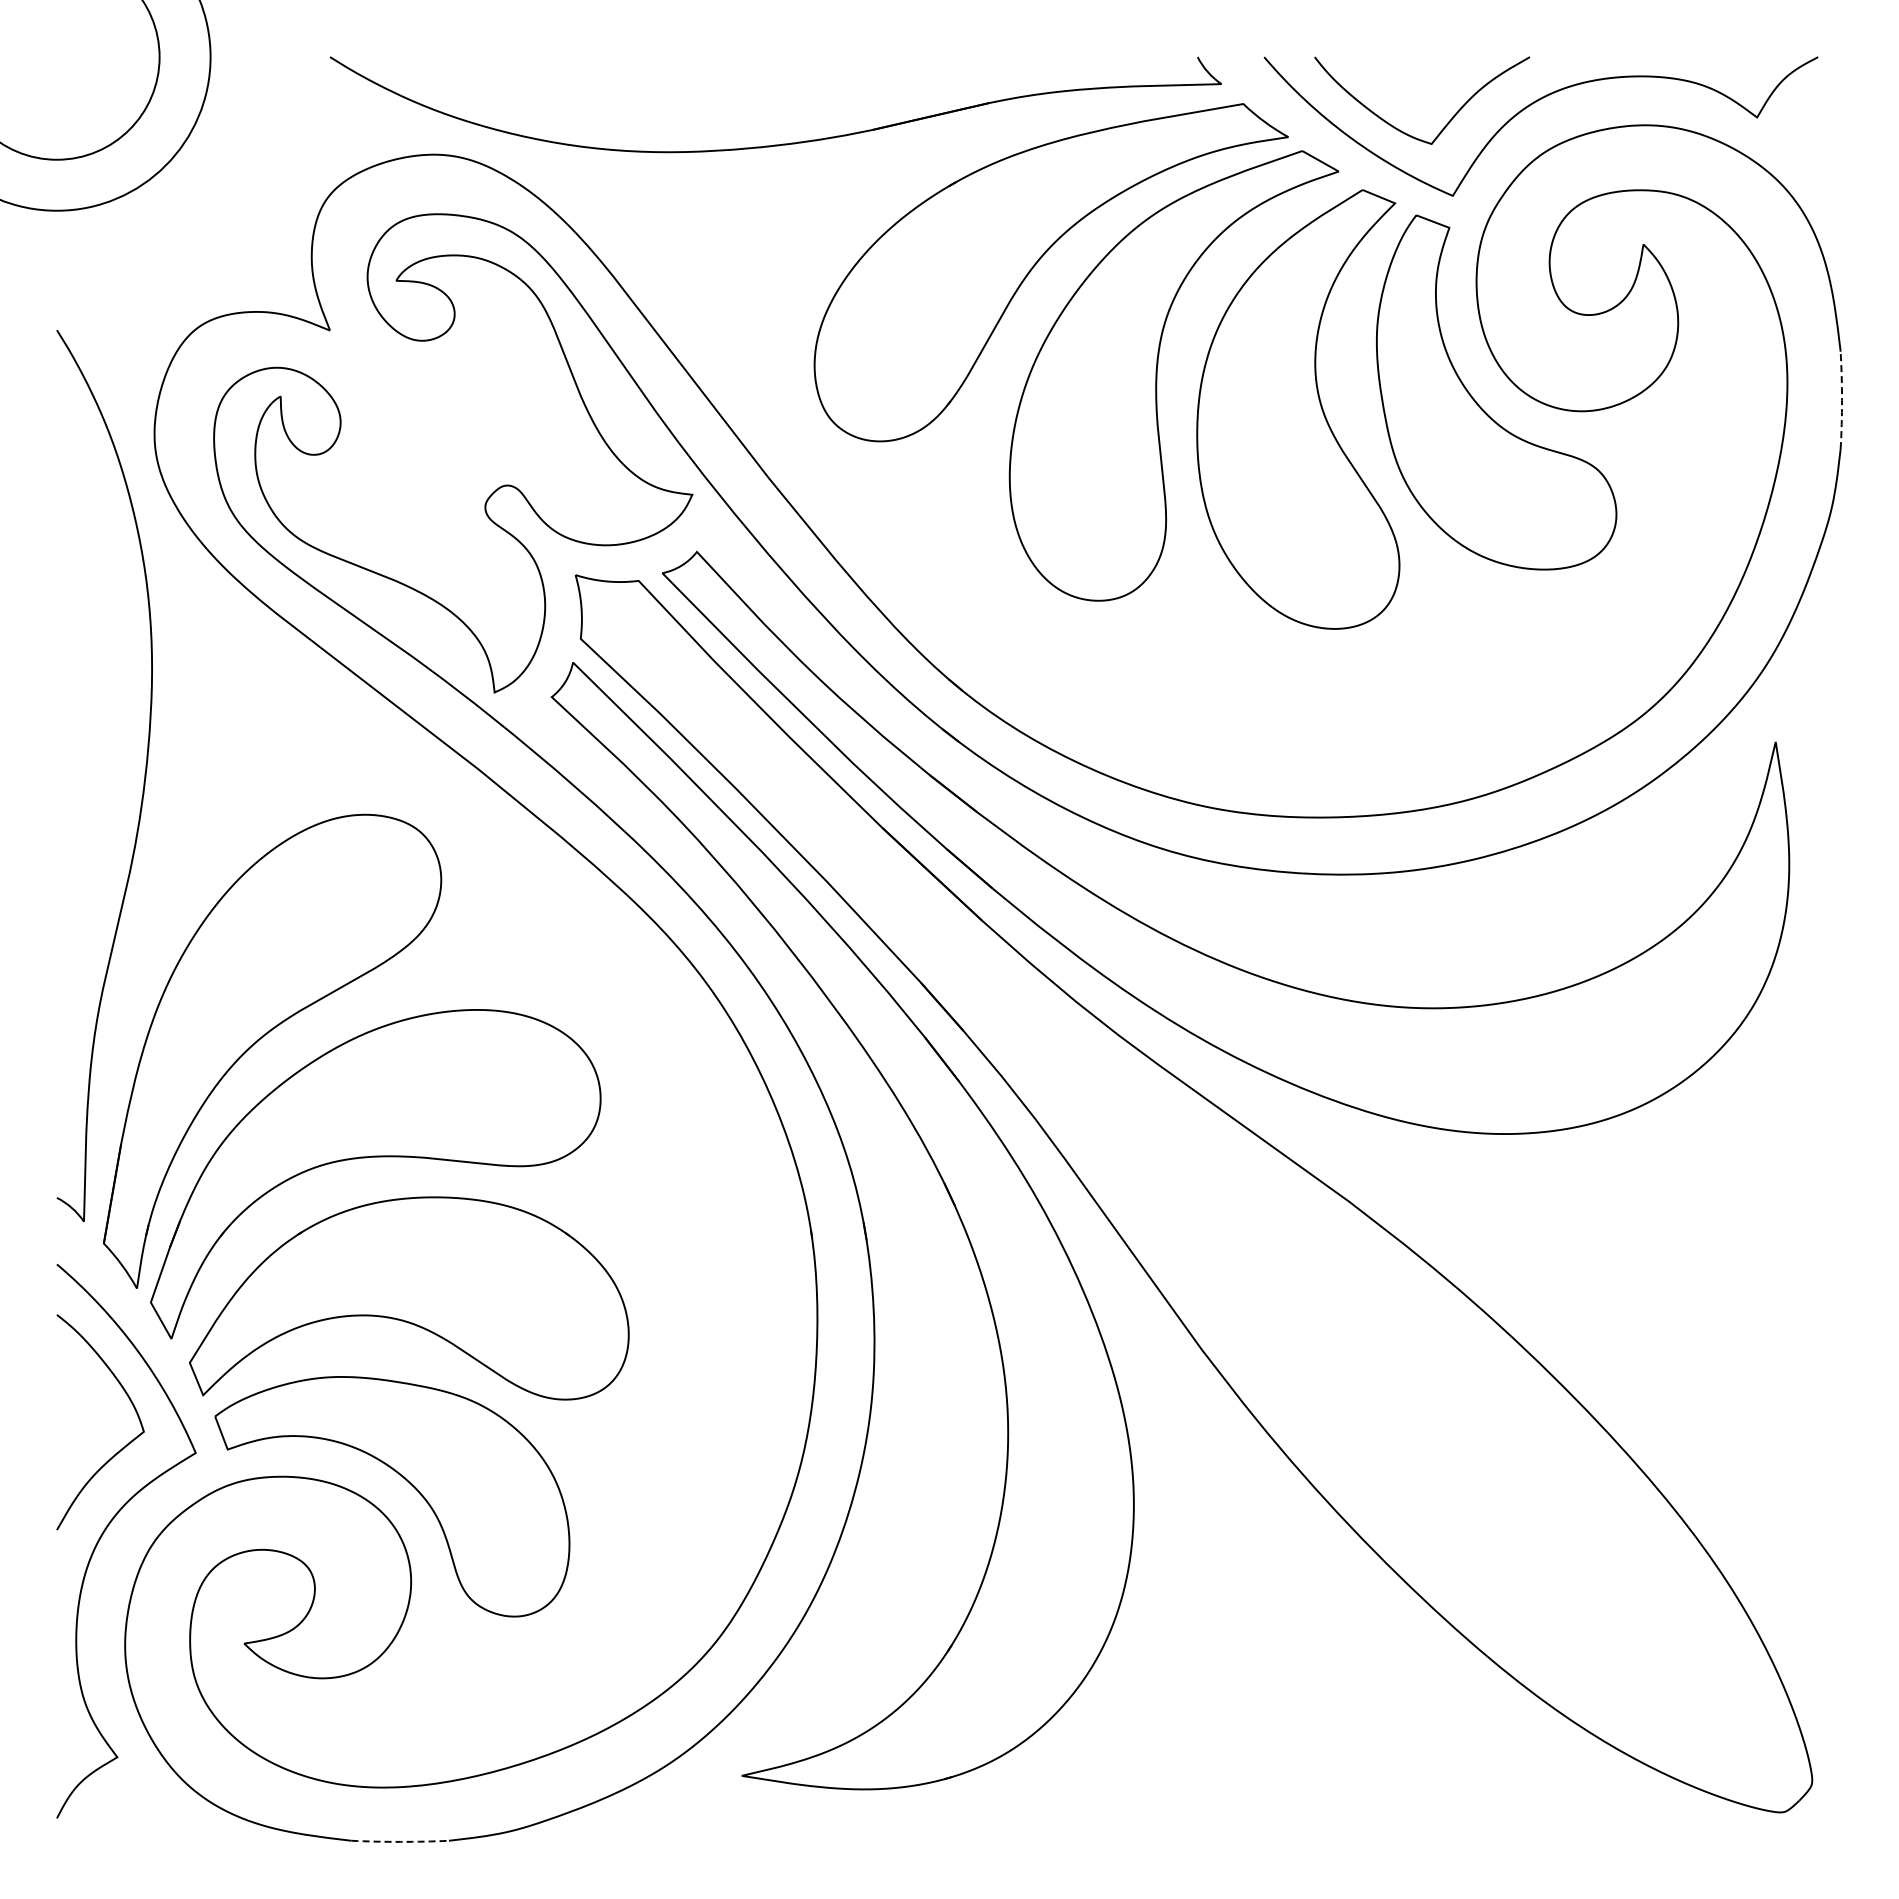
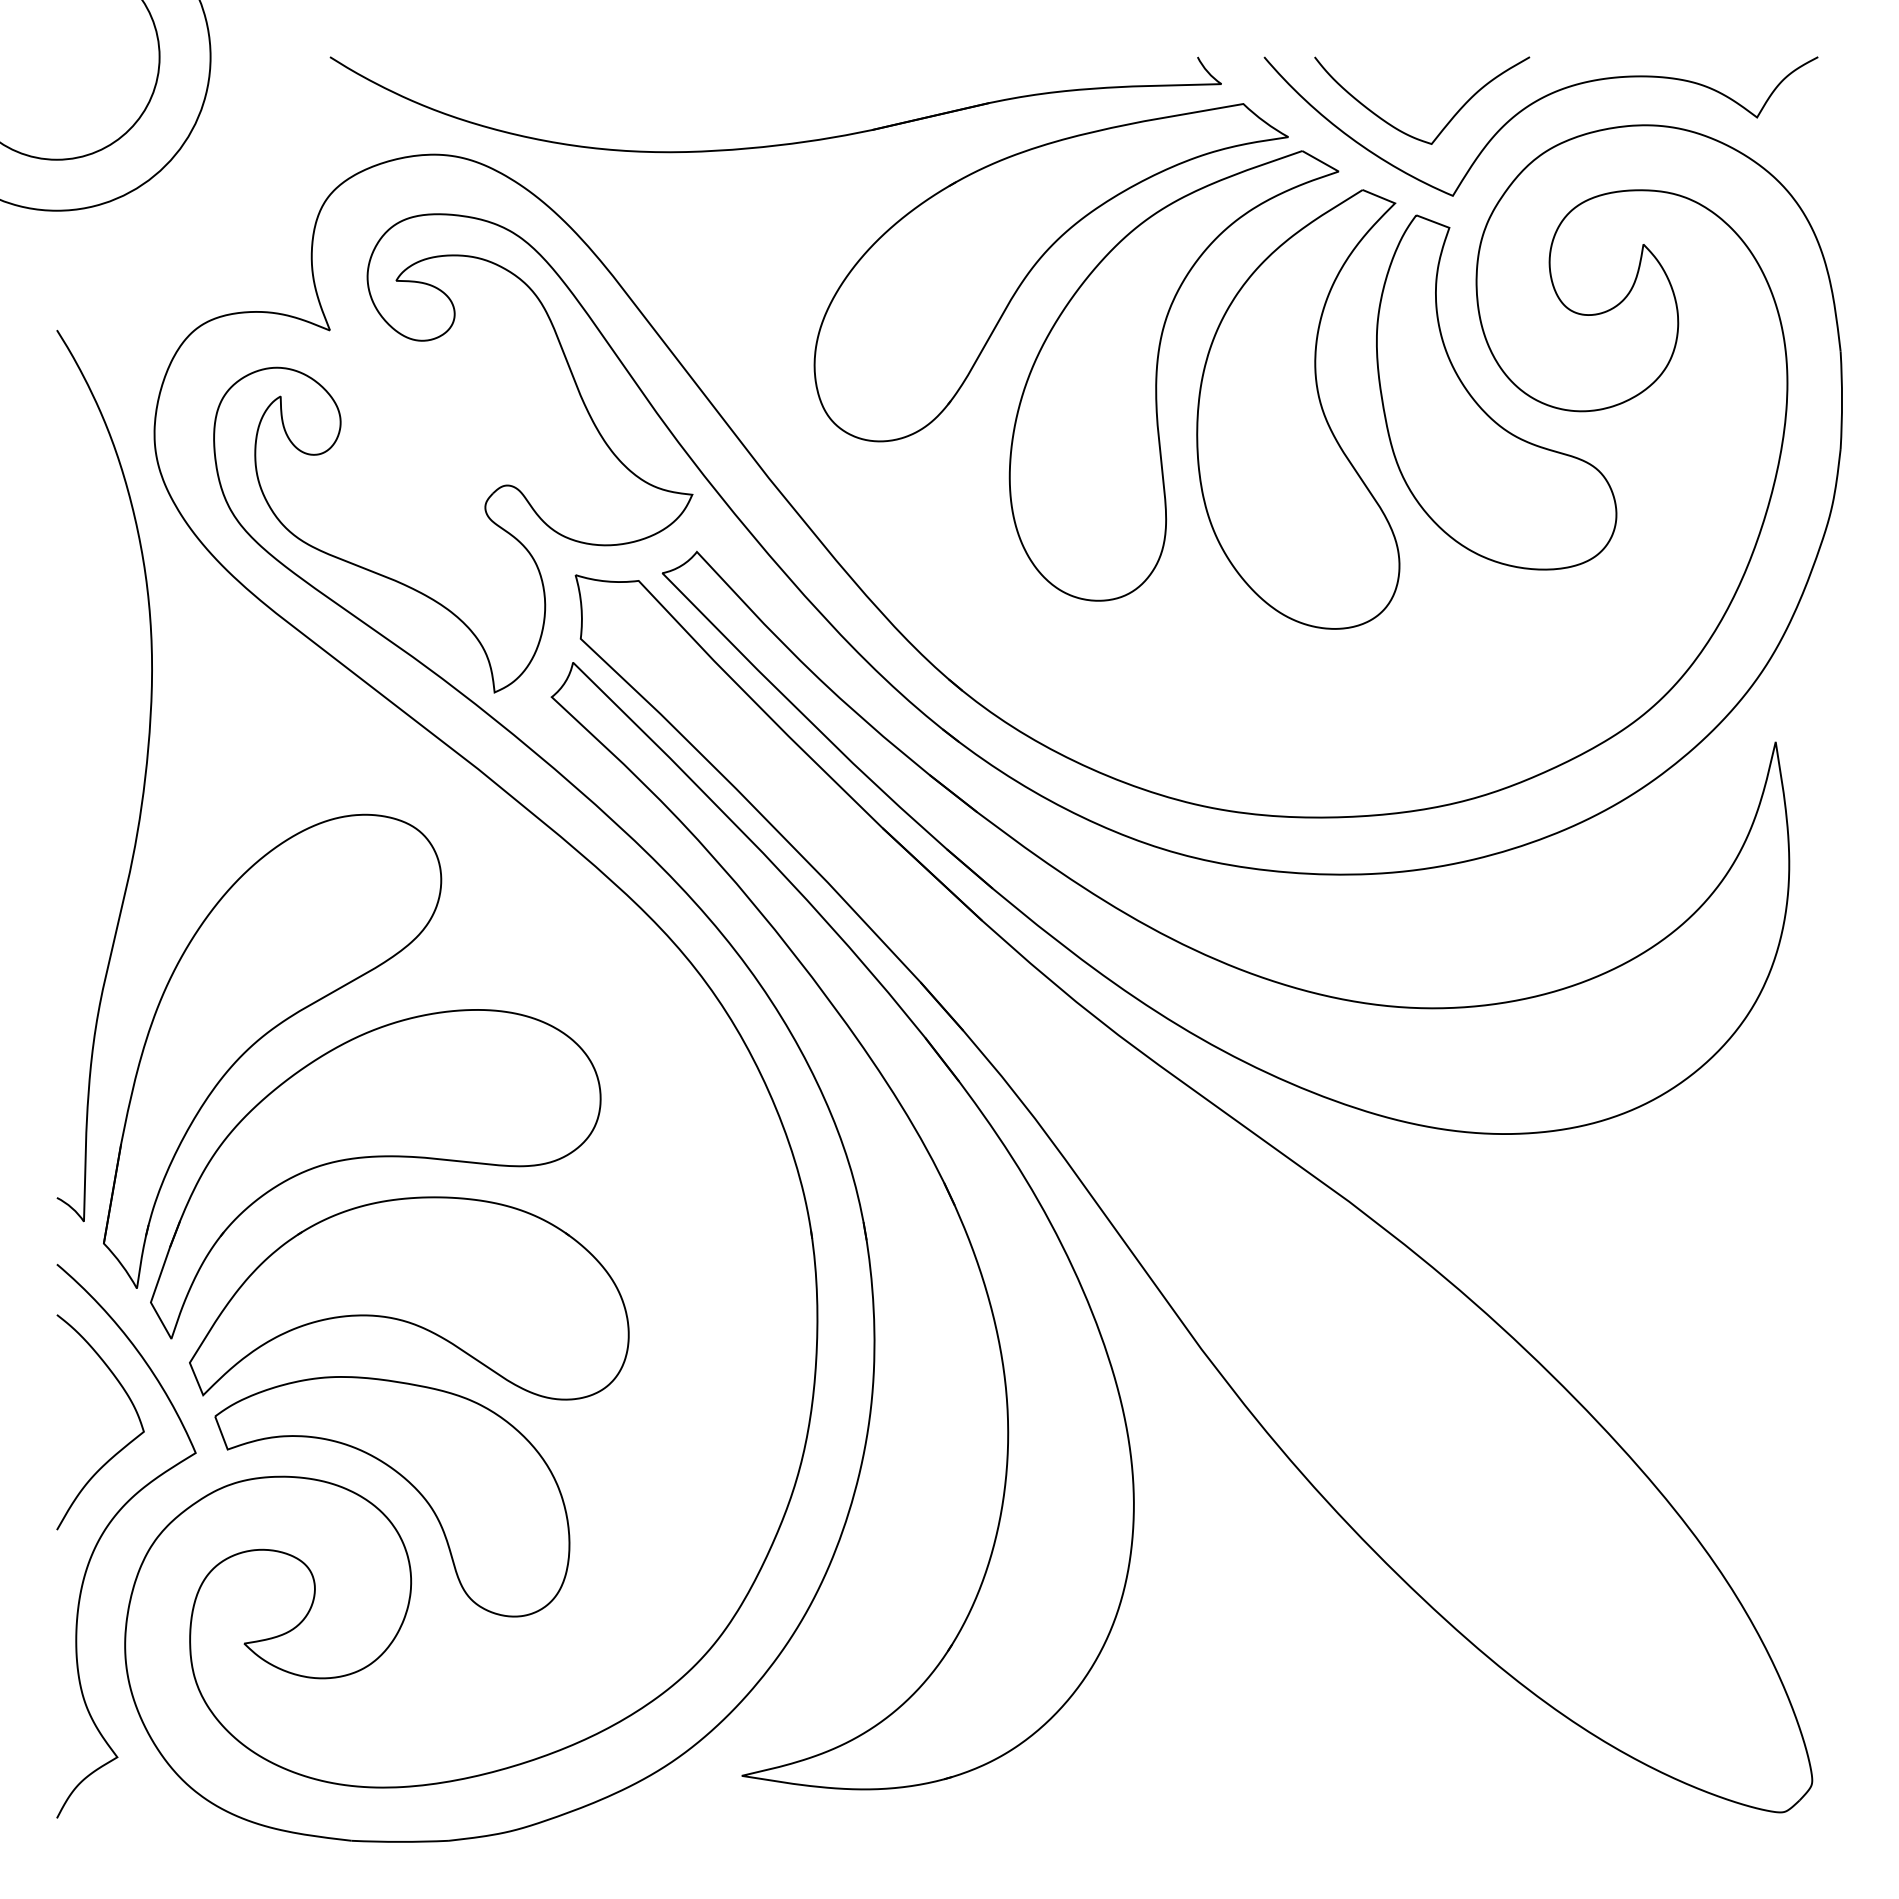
arc: dashed -> solid (1842, 400)
arc: dashed -> solid (400, 1841)
